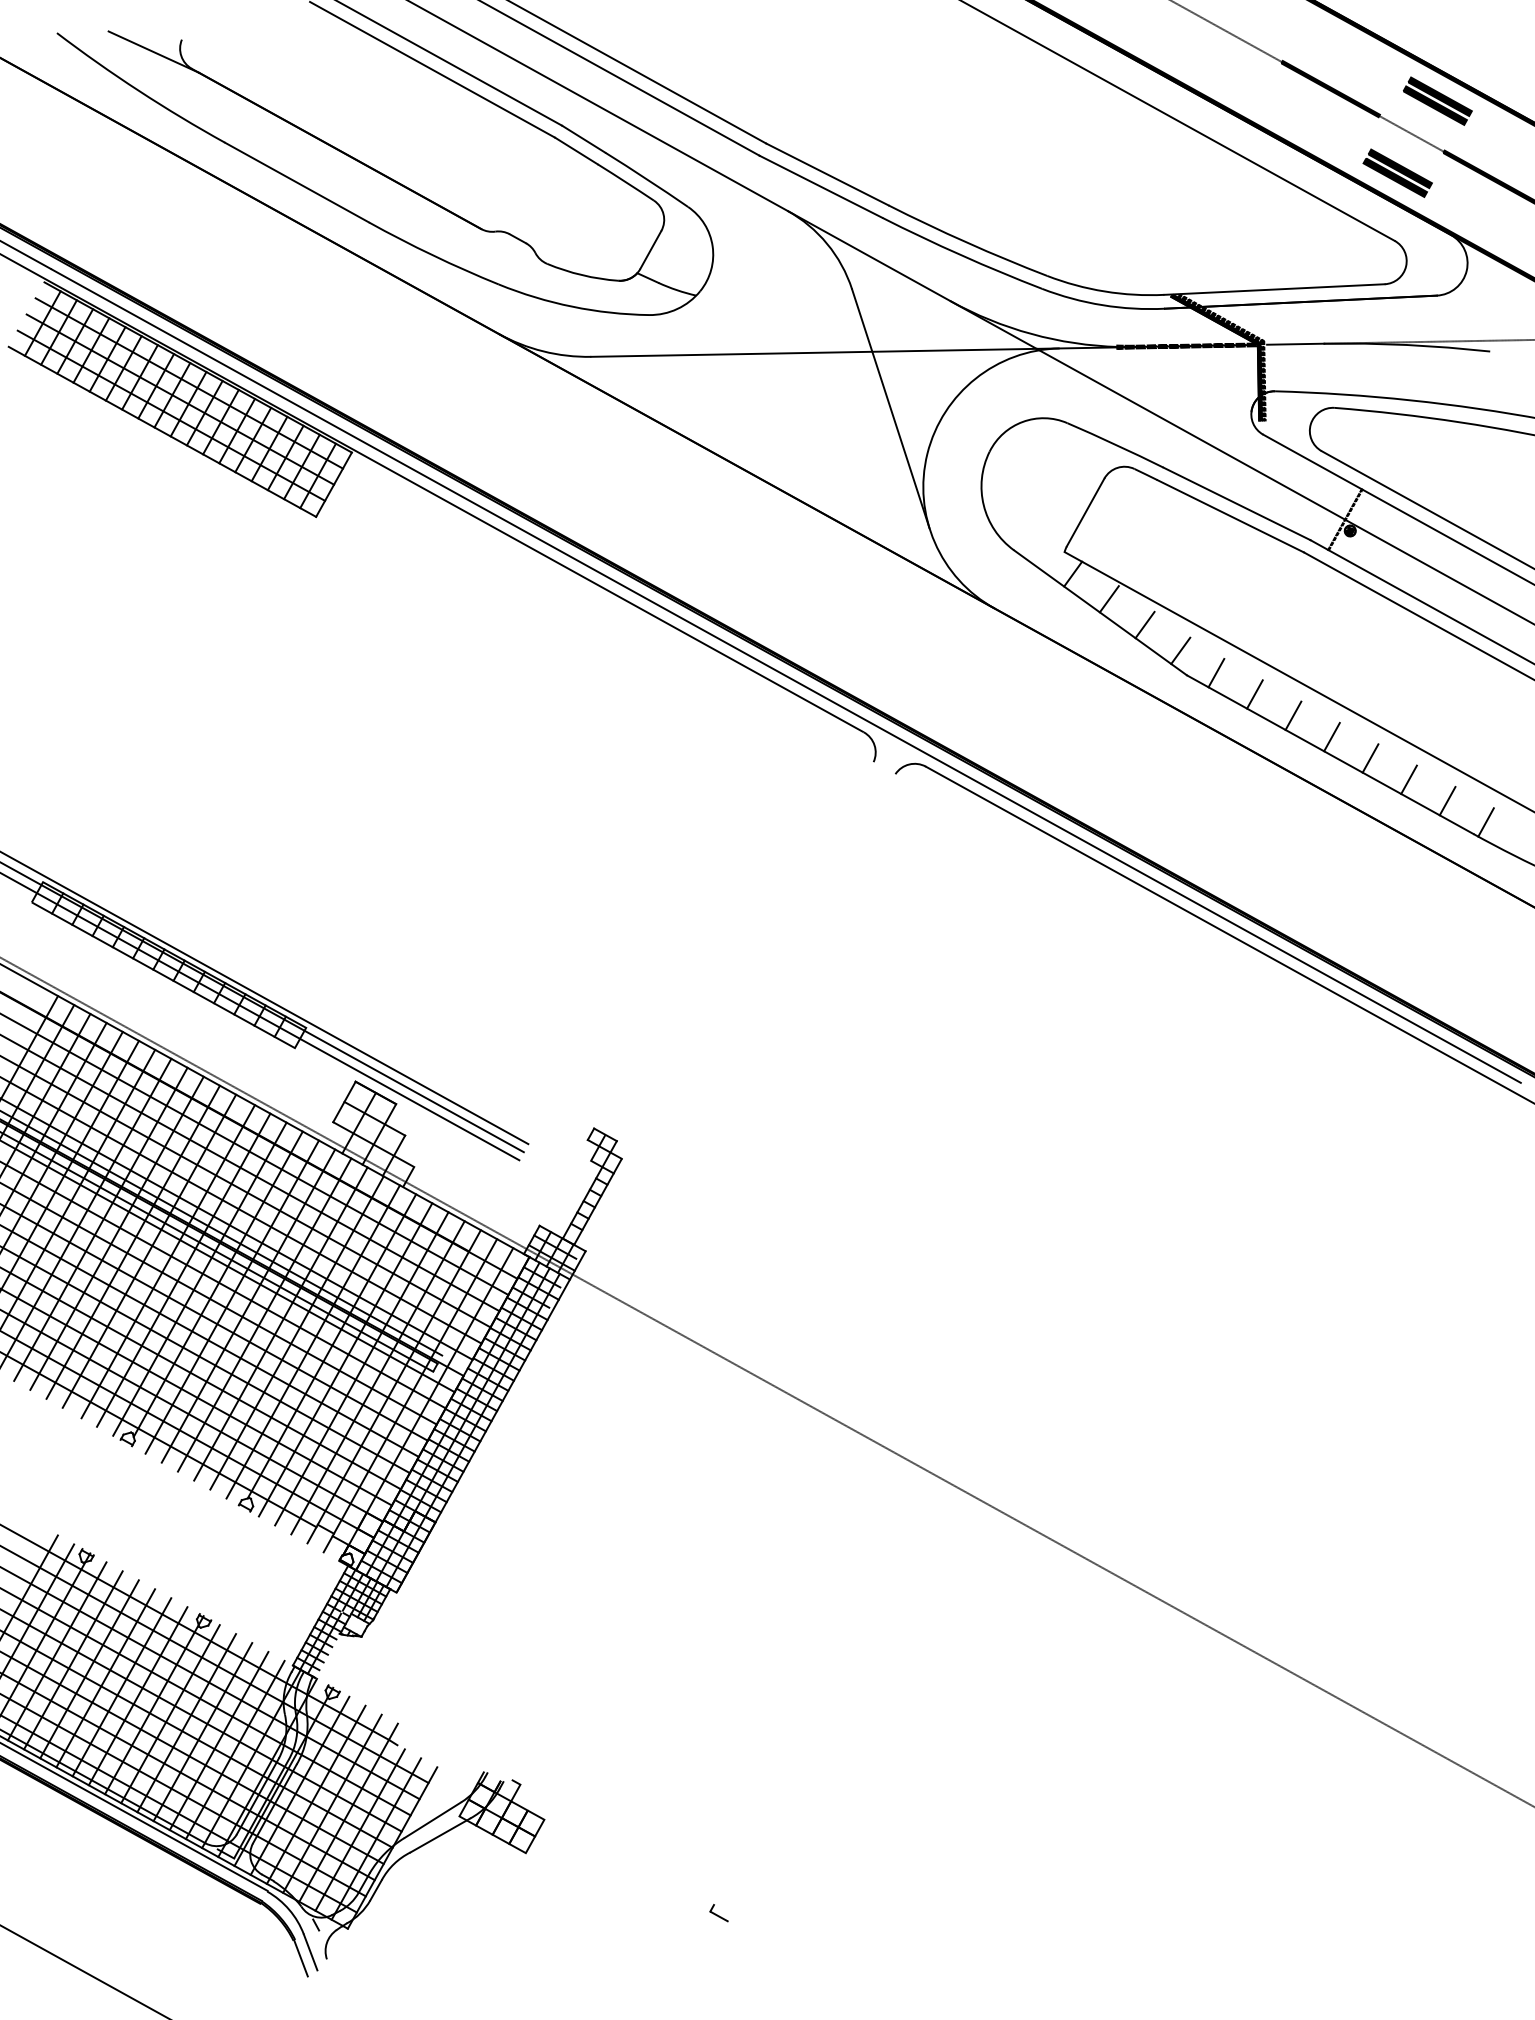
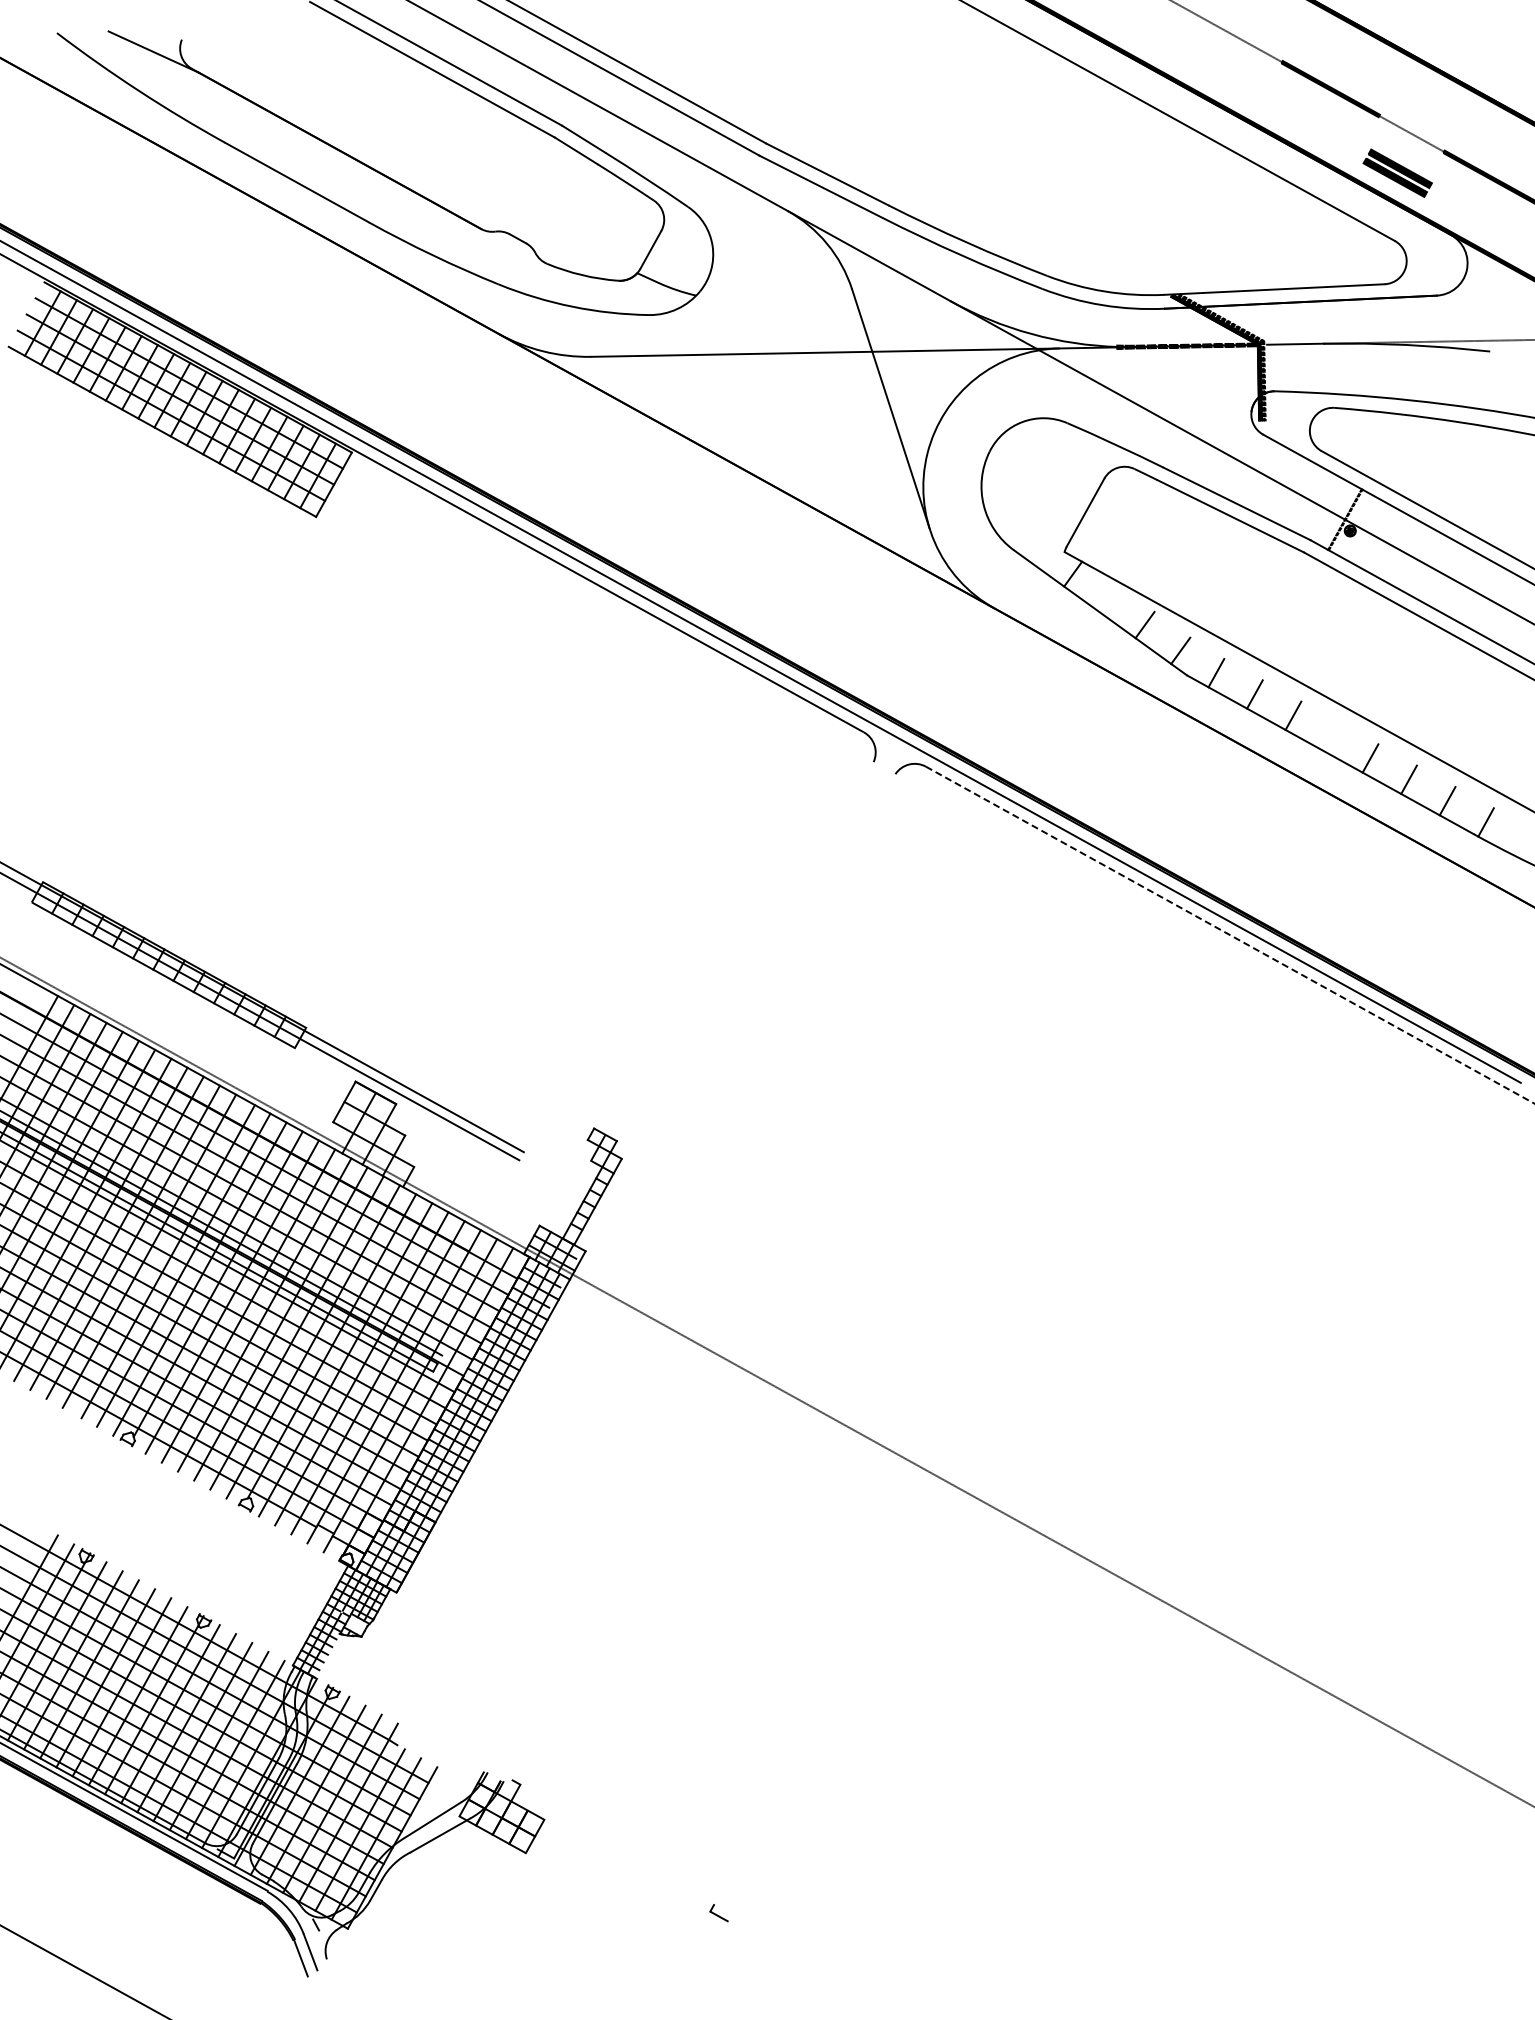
part: present -> none (1437, 100)
line: present -> none (1108, 599)
line: present -> none (1331, 736)
line: solid -> dashed (1230, 935)
line: present -> none (265, 998)
